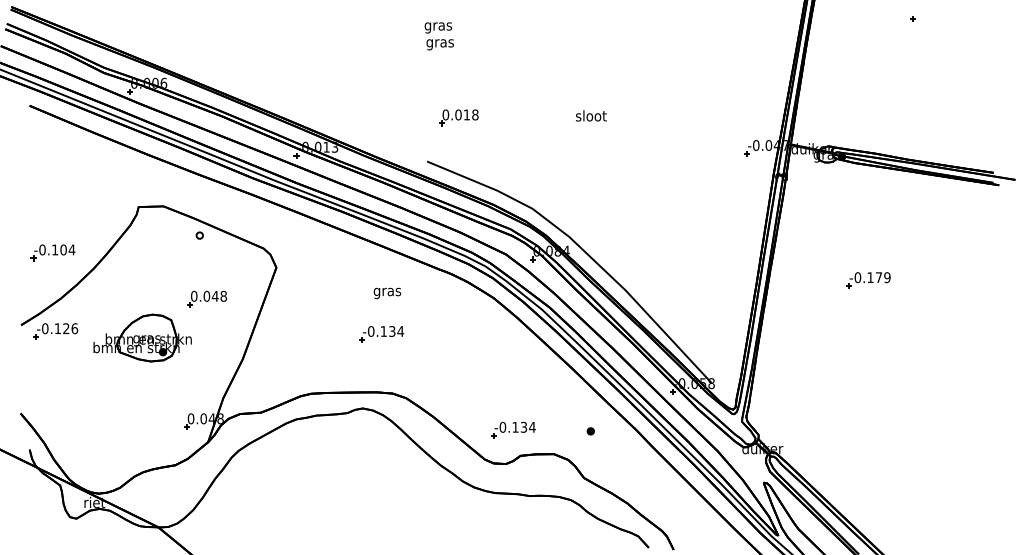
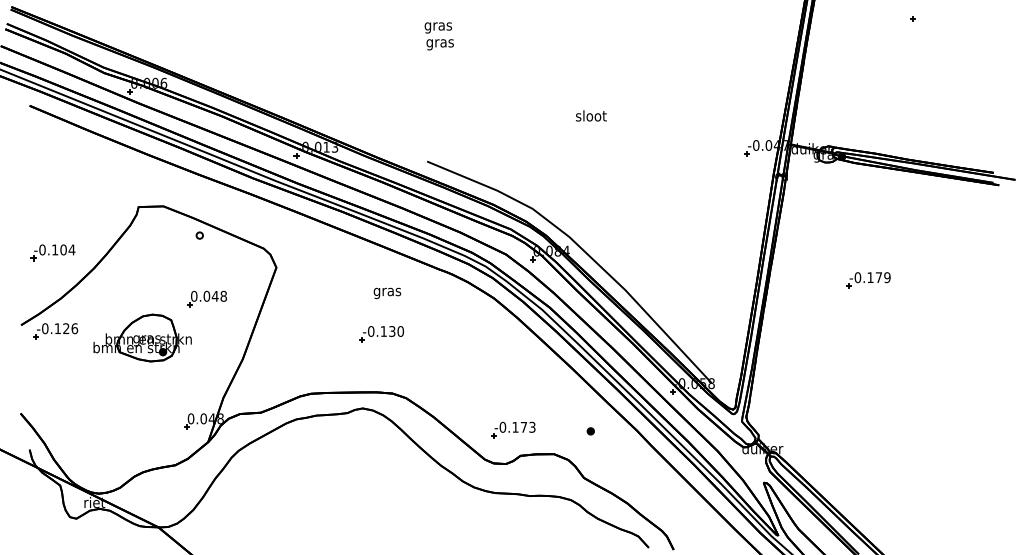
part: present -> none (458, 117)
text: -0.134 -> -0.130 (400, 331)
text: -0.134 -> -0.173 (527, 426)
